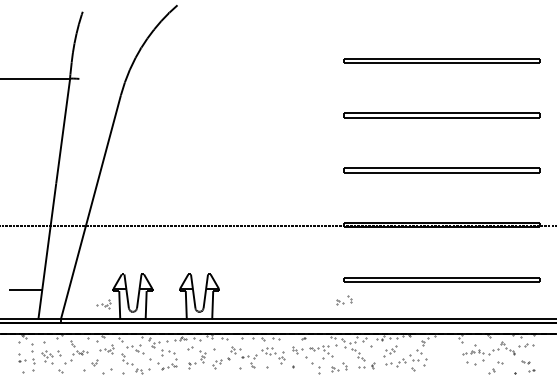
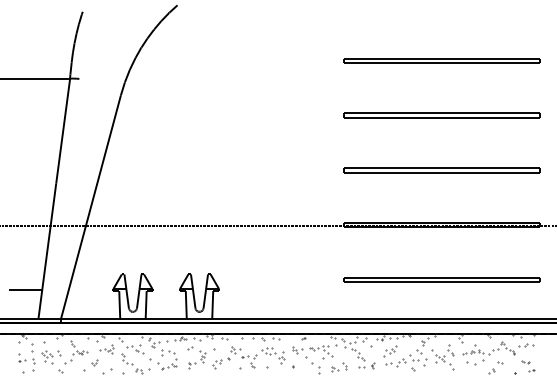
part: present -> none (344, 300)
part: present -> none (103, 304)
part: none -> present (442, 357)
